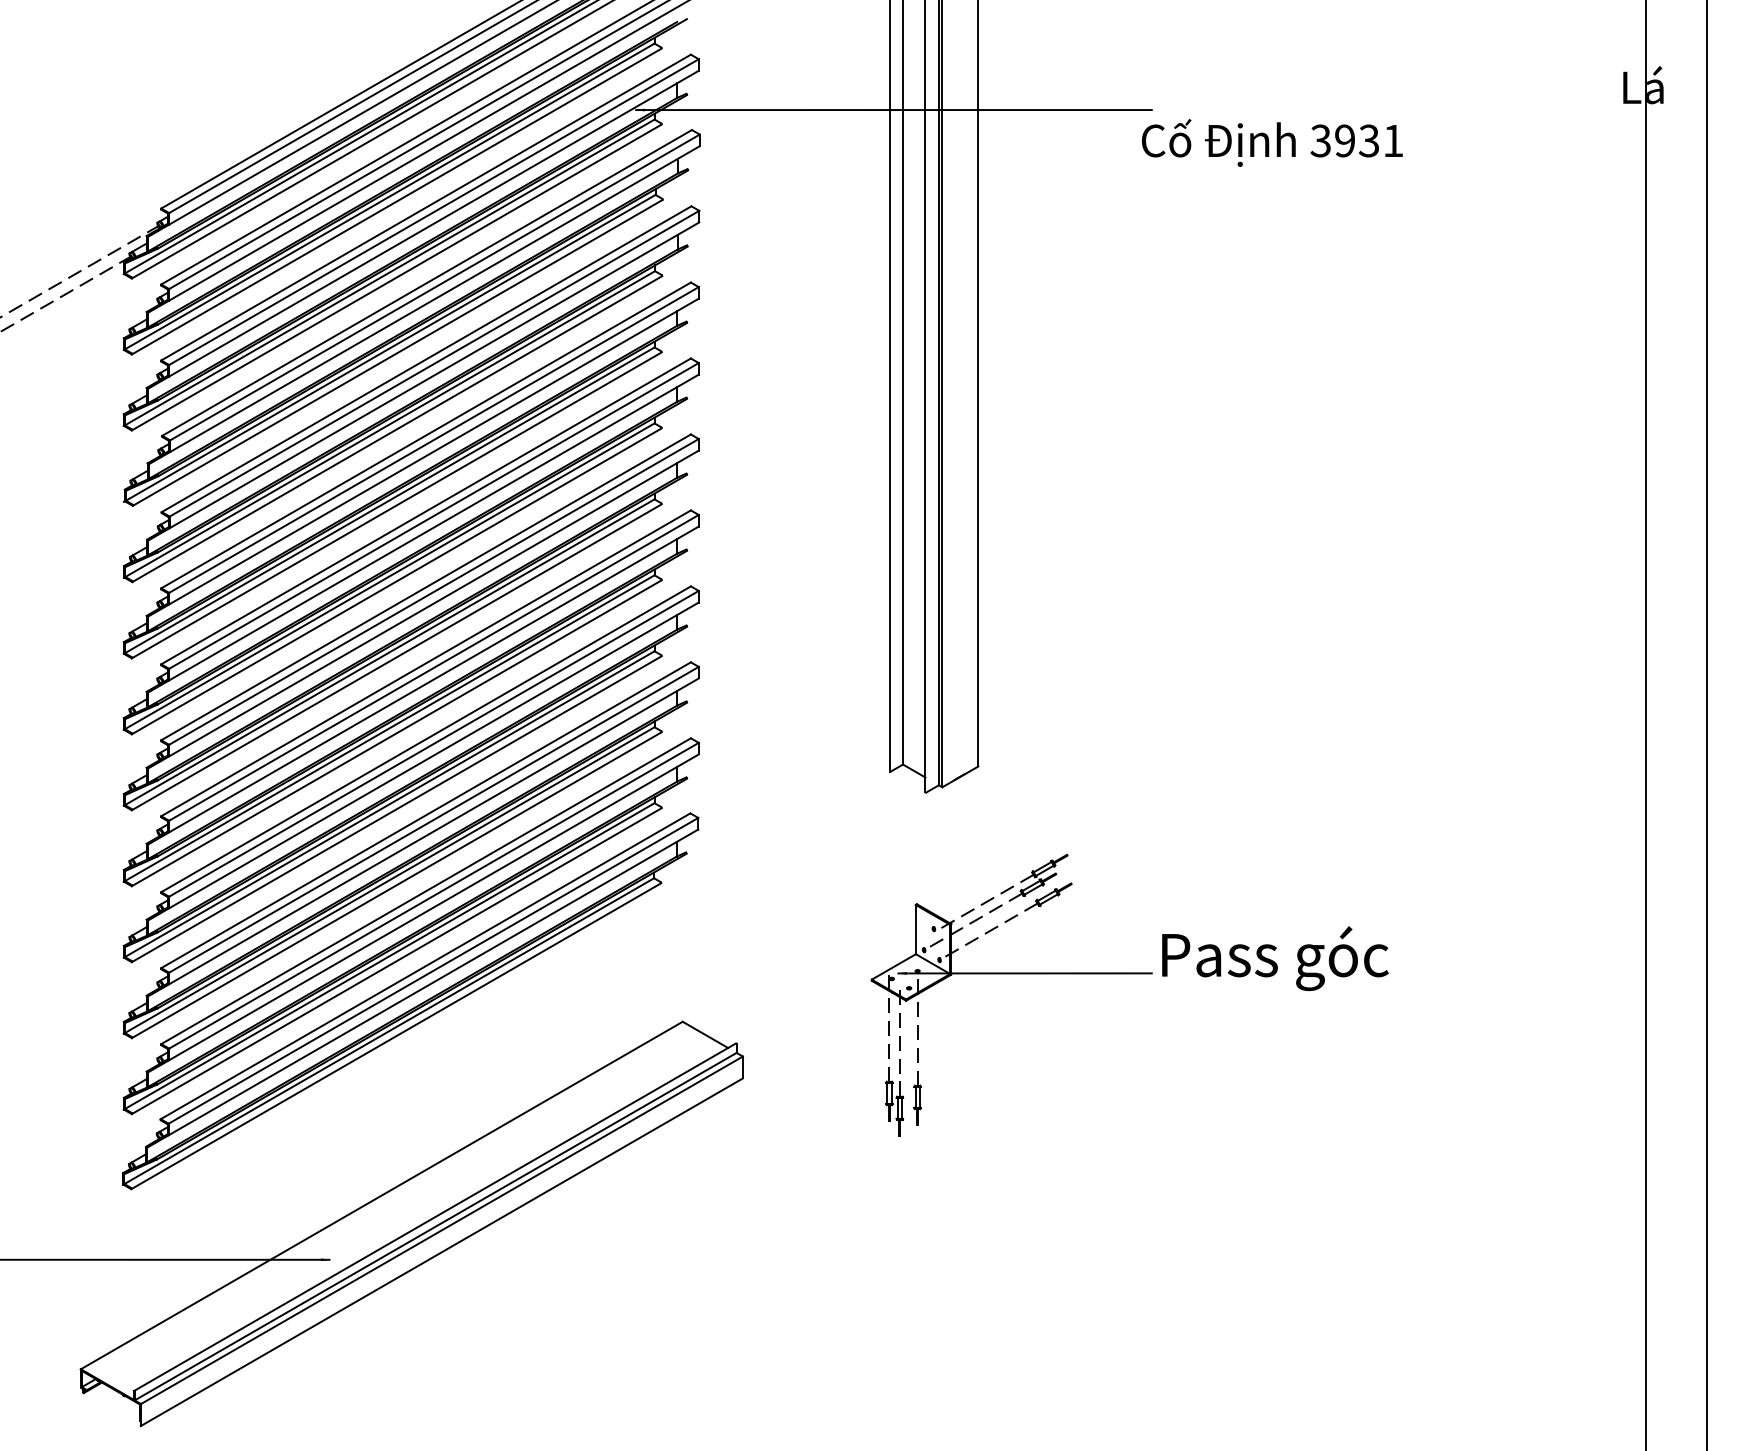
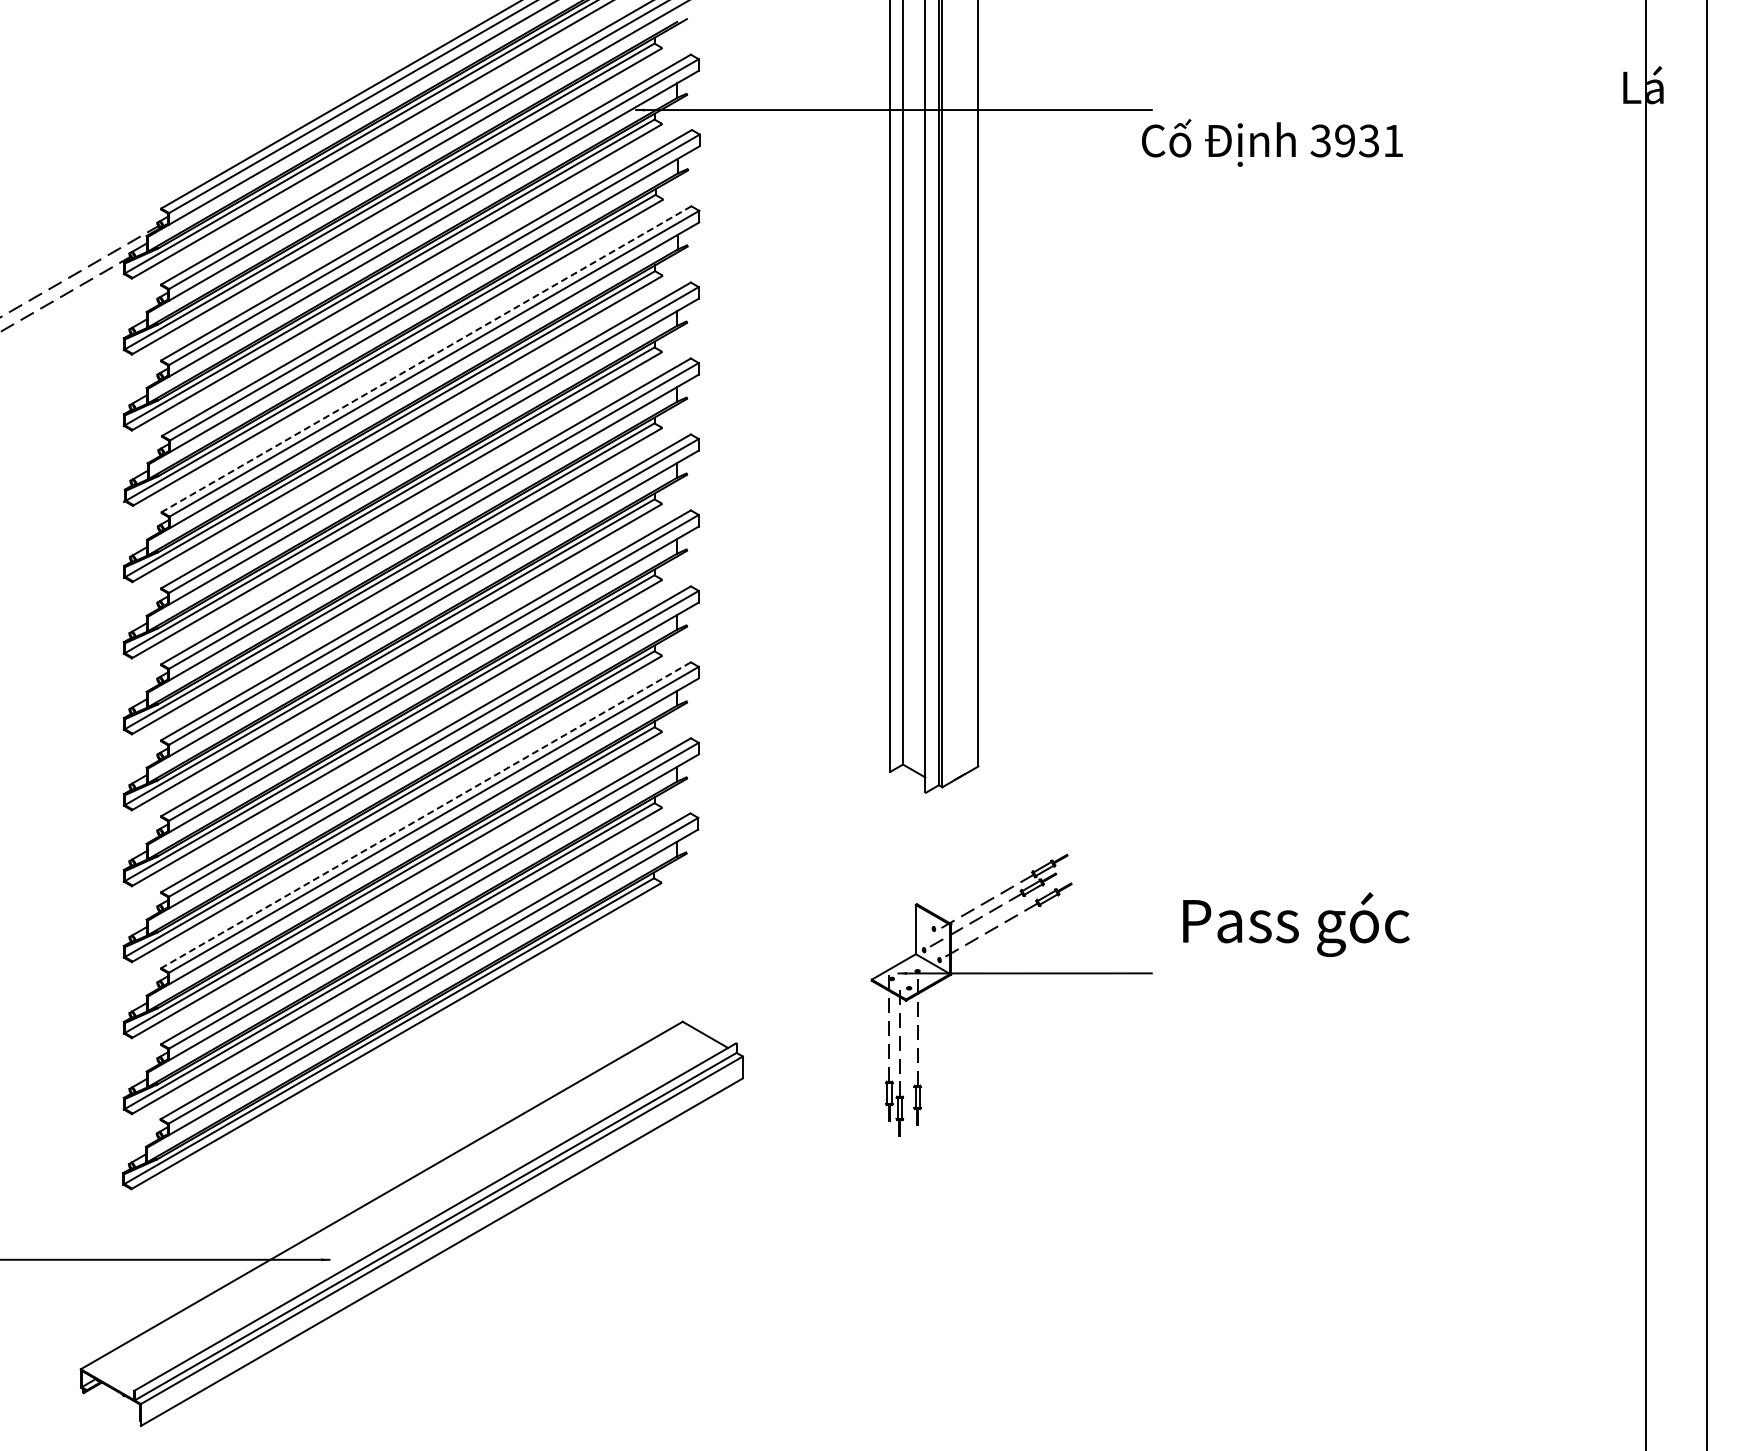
line: solid -> dashed (426, 359)
line: solid -> dashed (425, 815)
text position: (1275, 958) -> (1296, 924) (1296, 924)
